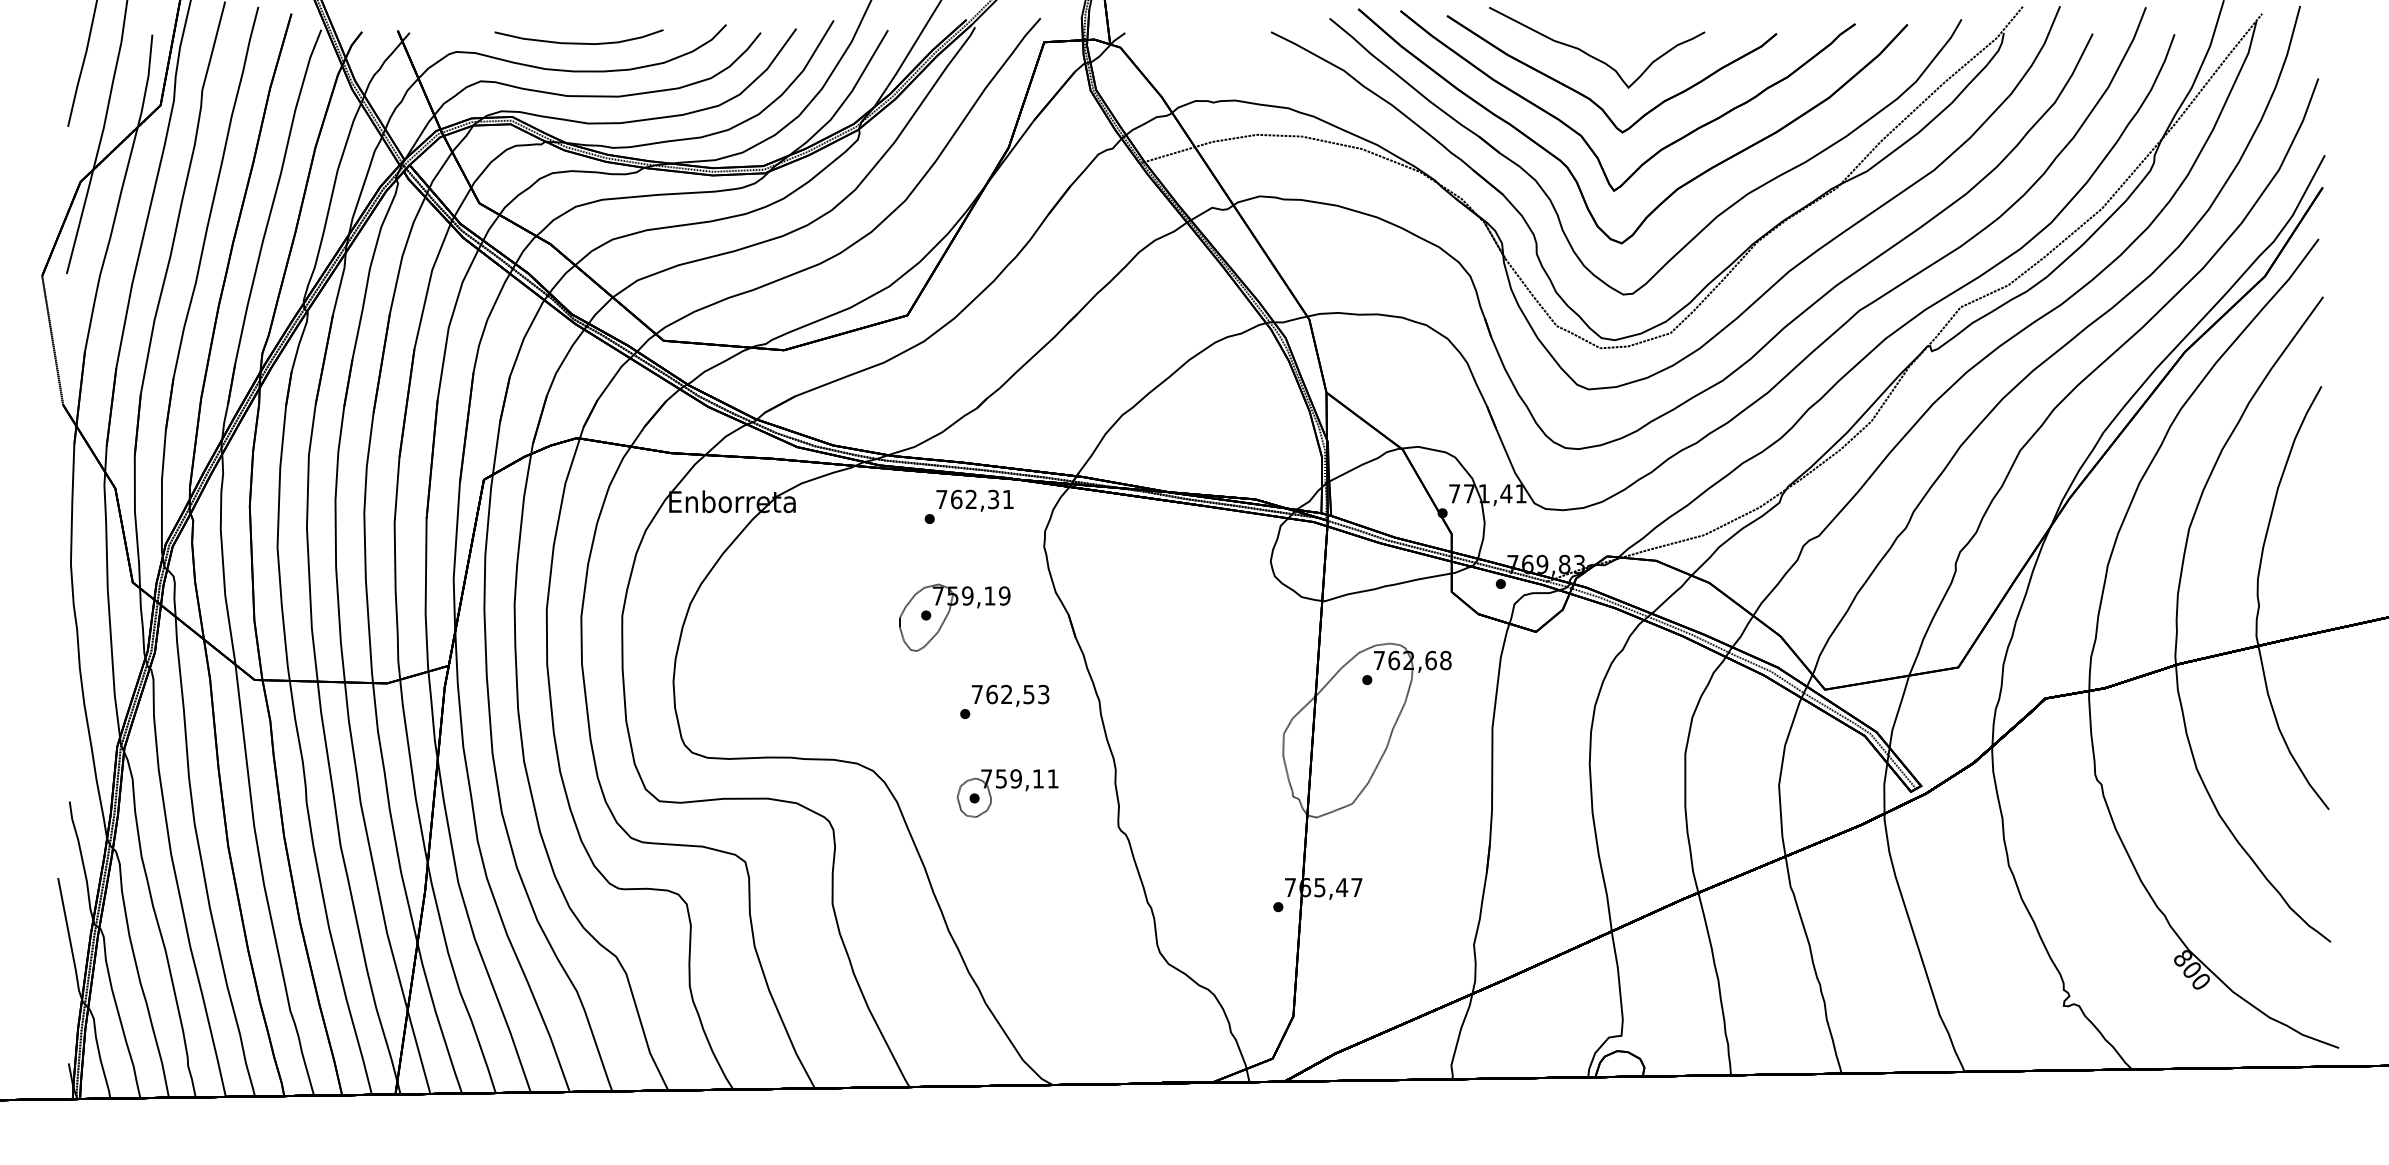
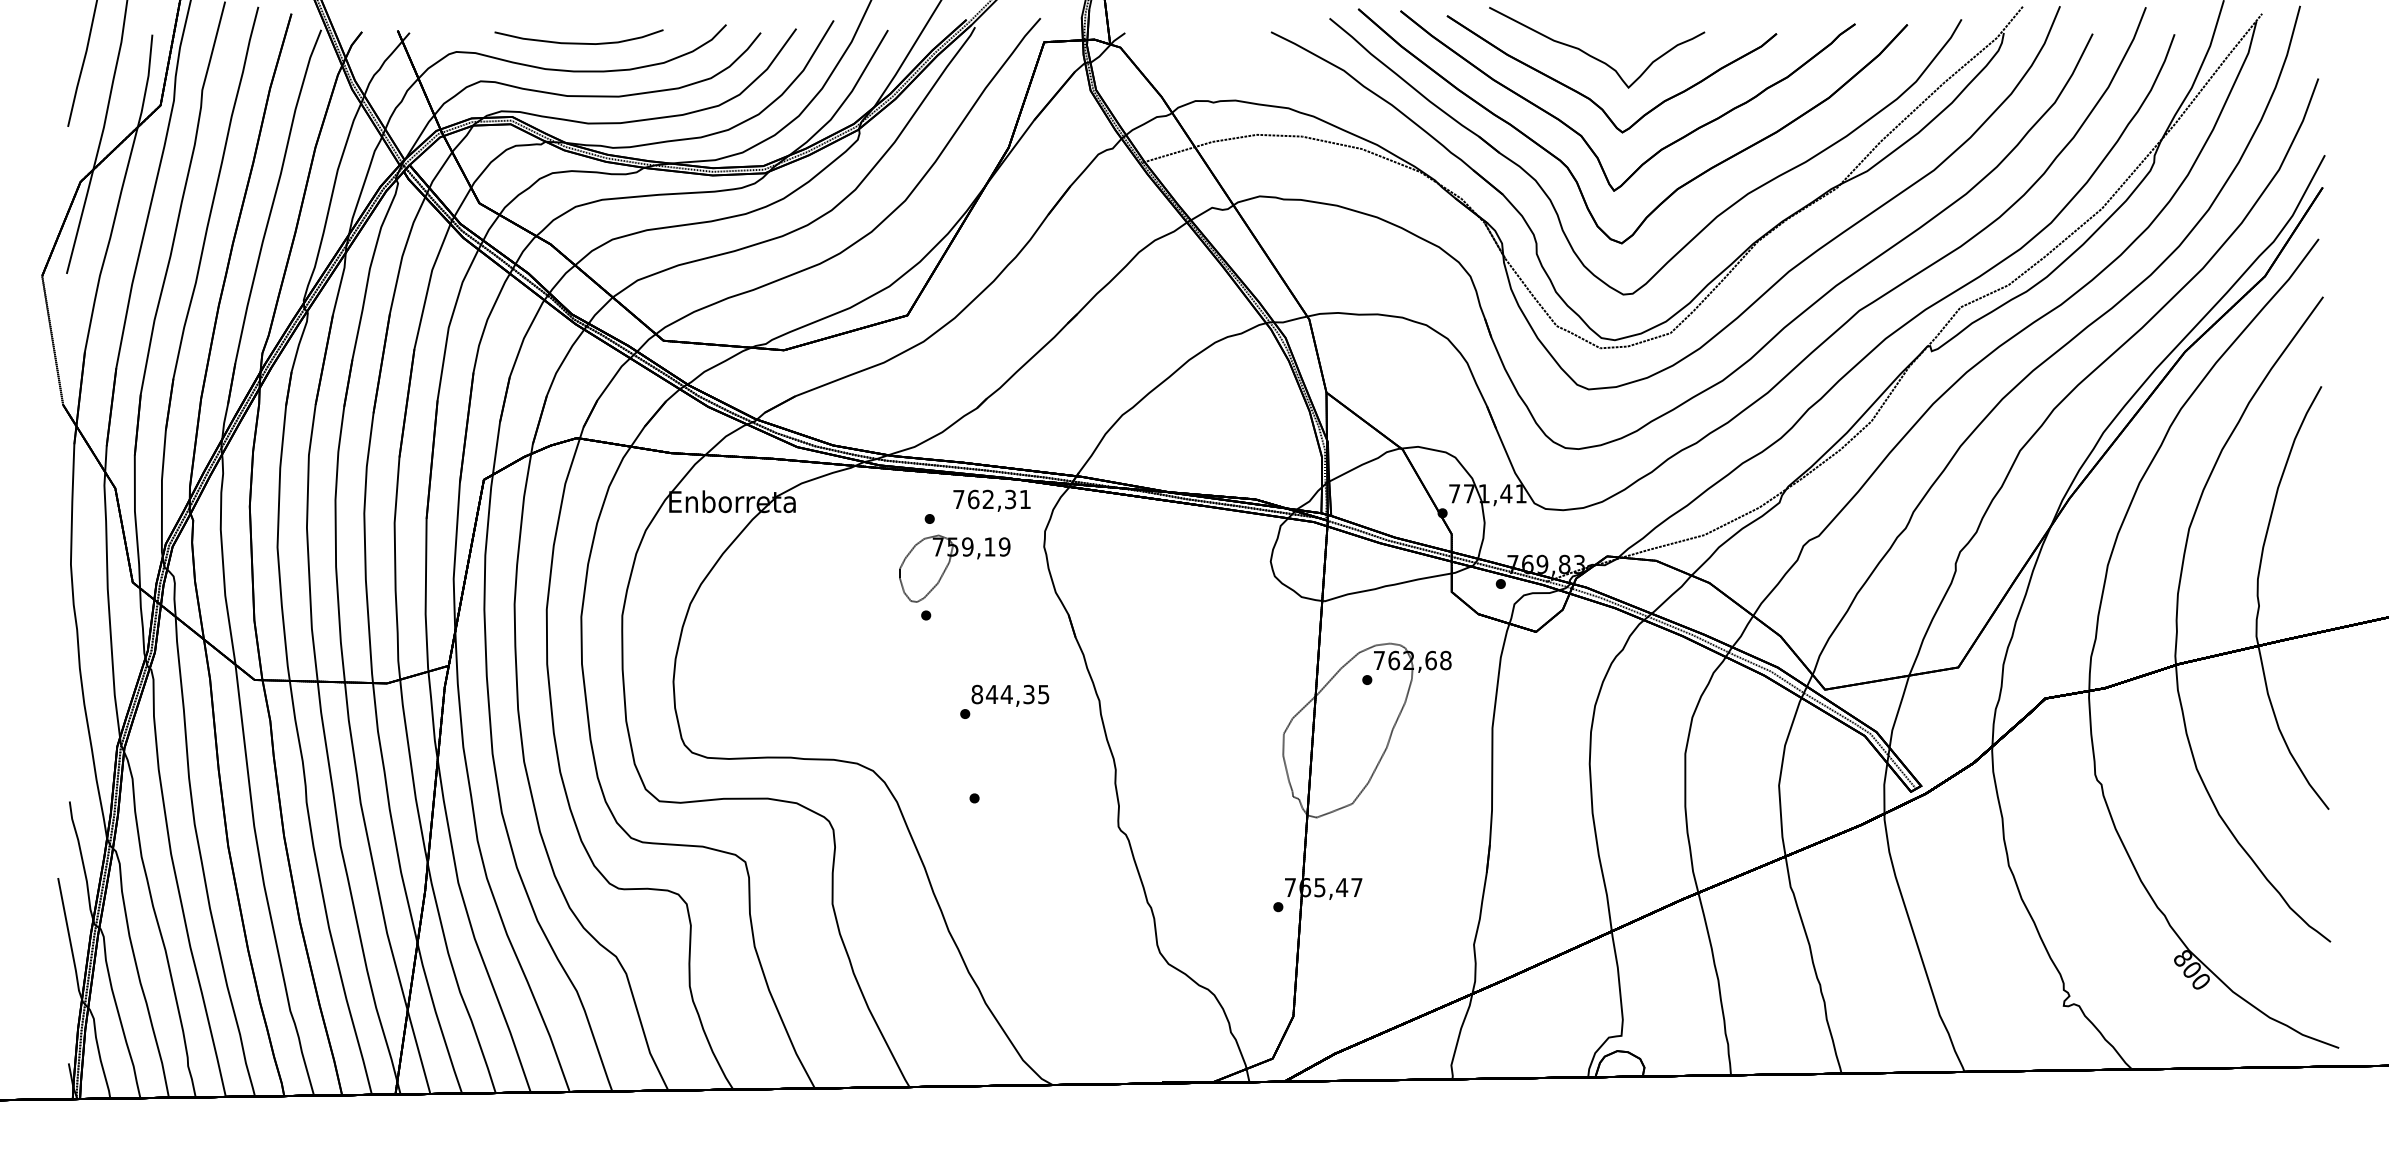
text position: (974, 500) -> (991, 500) (991, 500)
part position: (949, 613) -> (949, 564) (949, 564)
text: 762,53 -> 844,35 (1010, 694)
part: present -> none (1004, 787)
